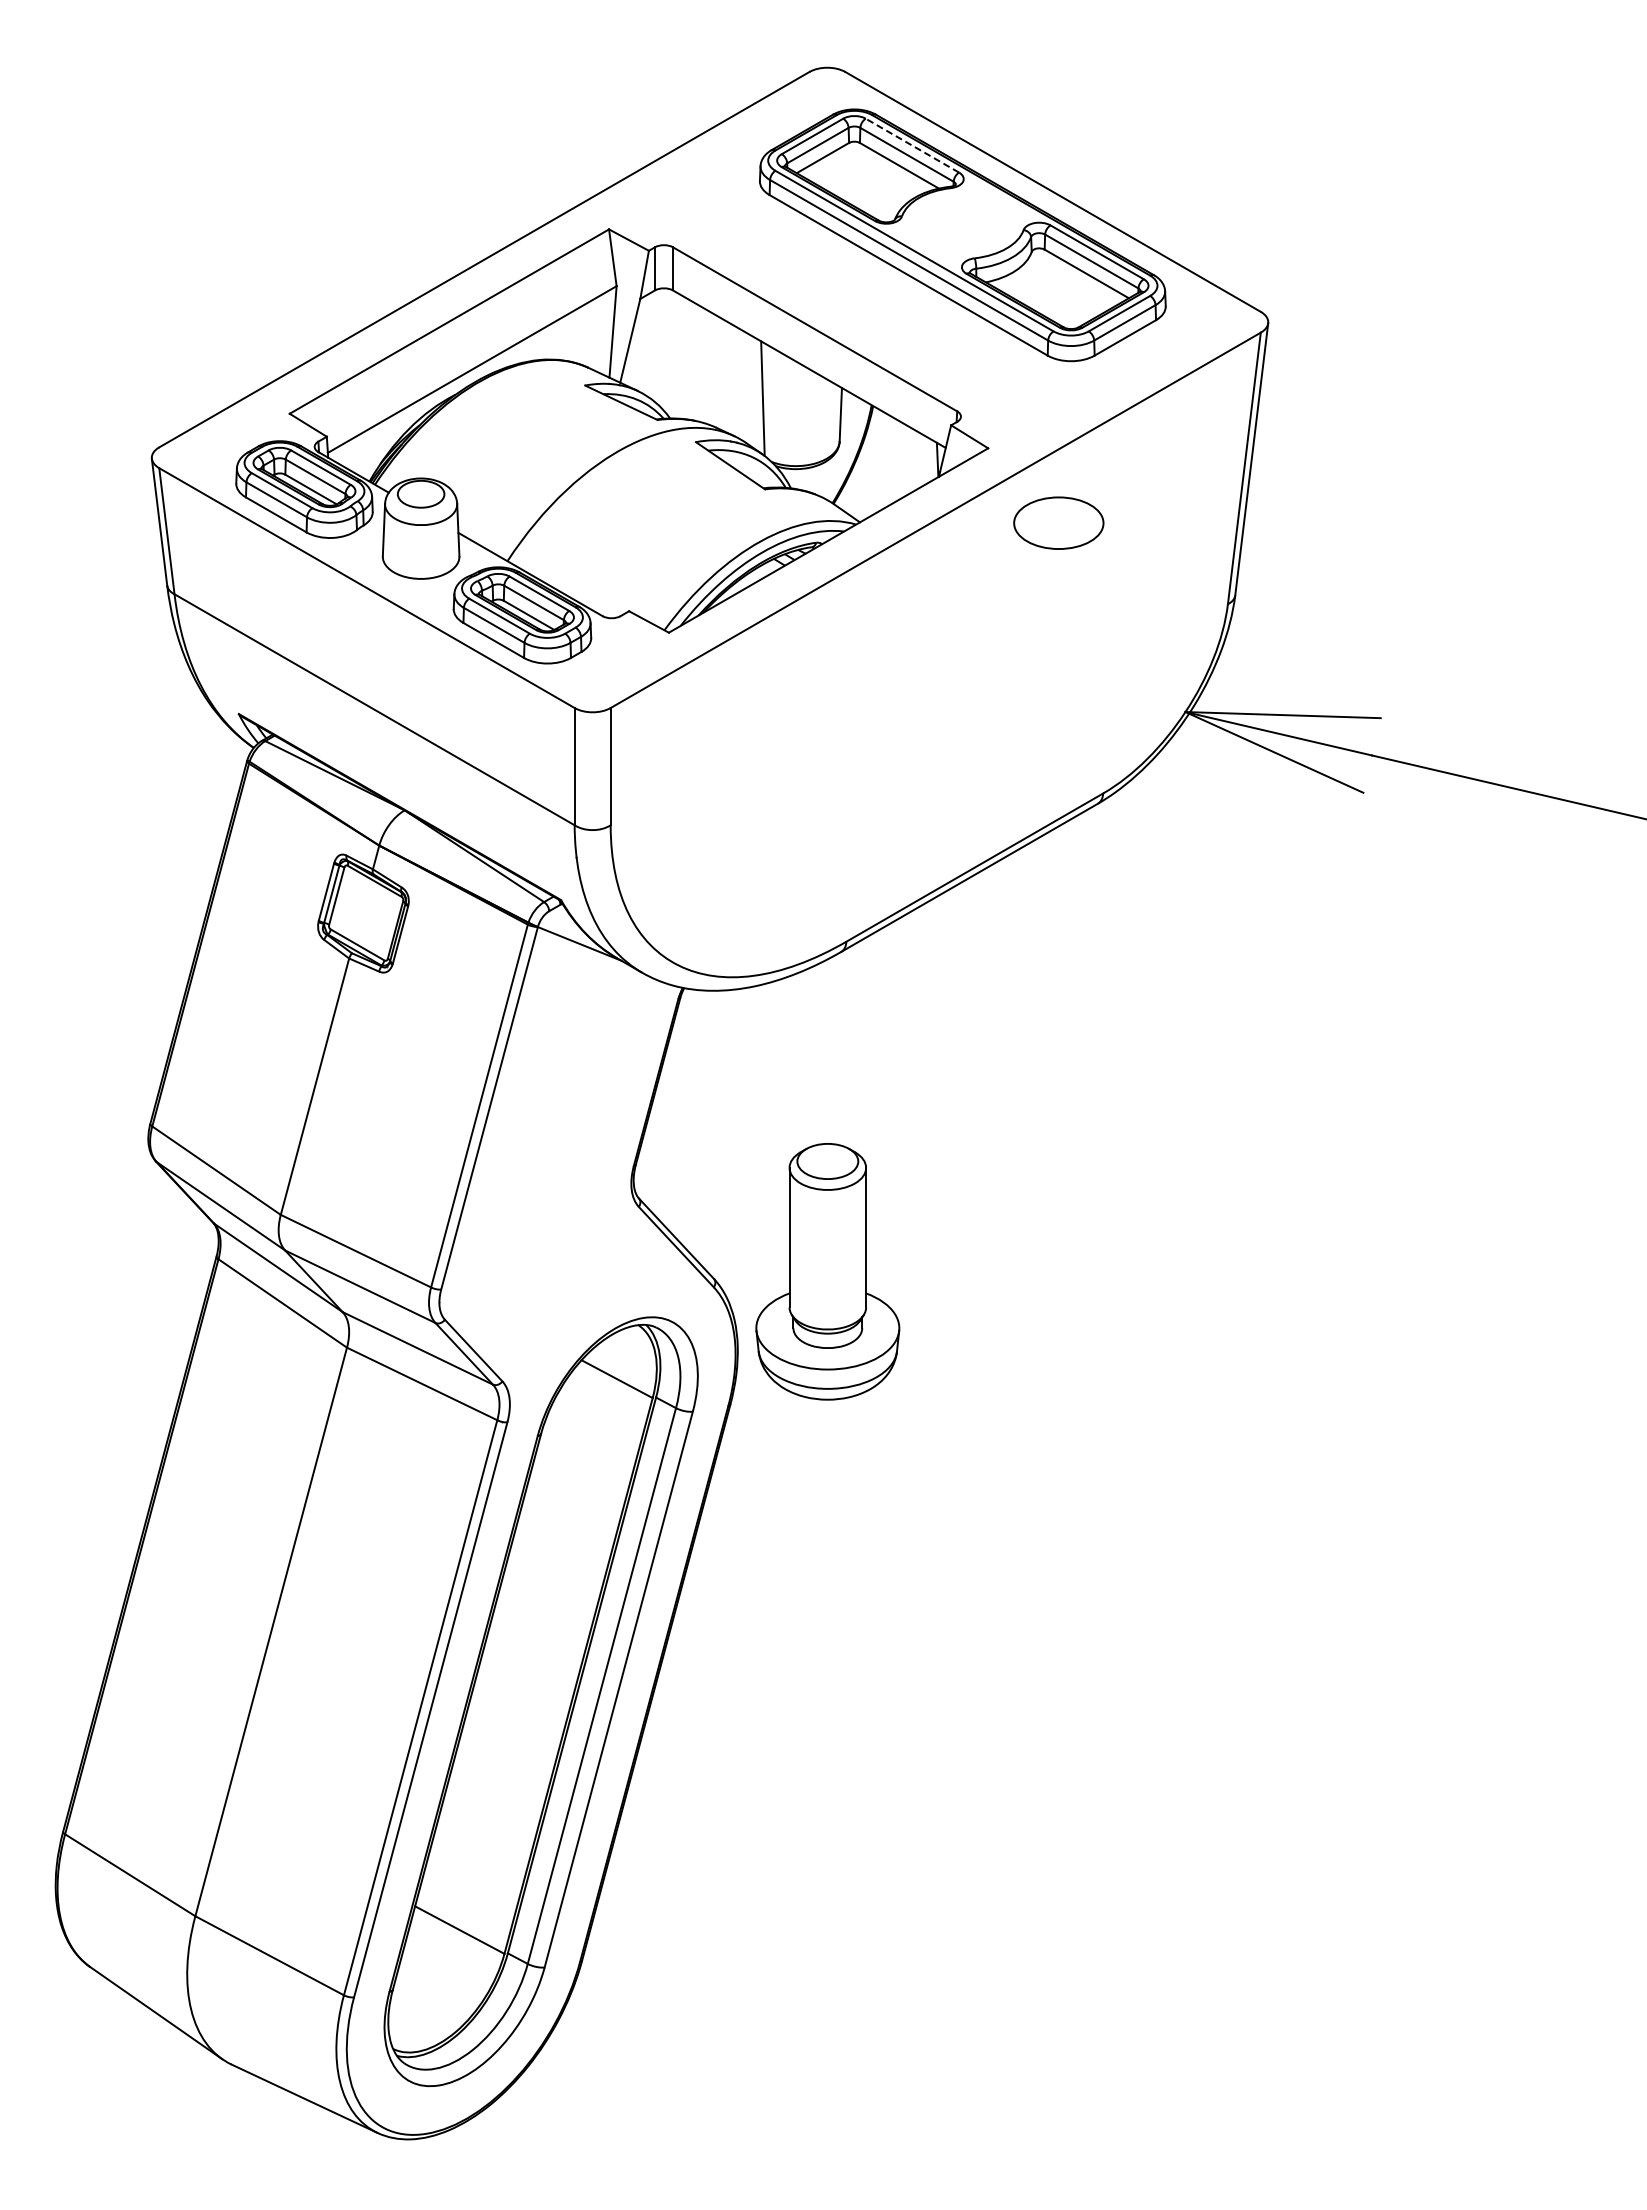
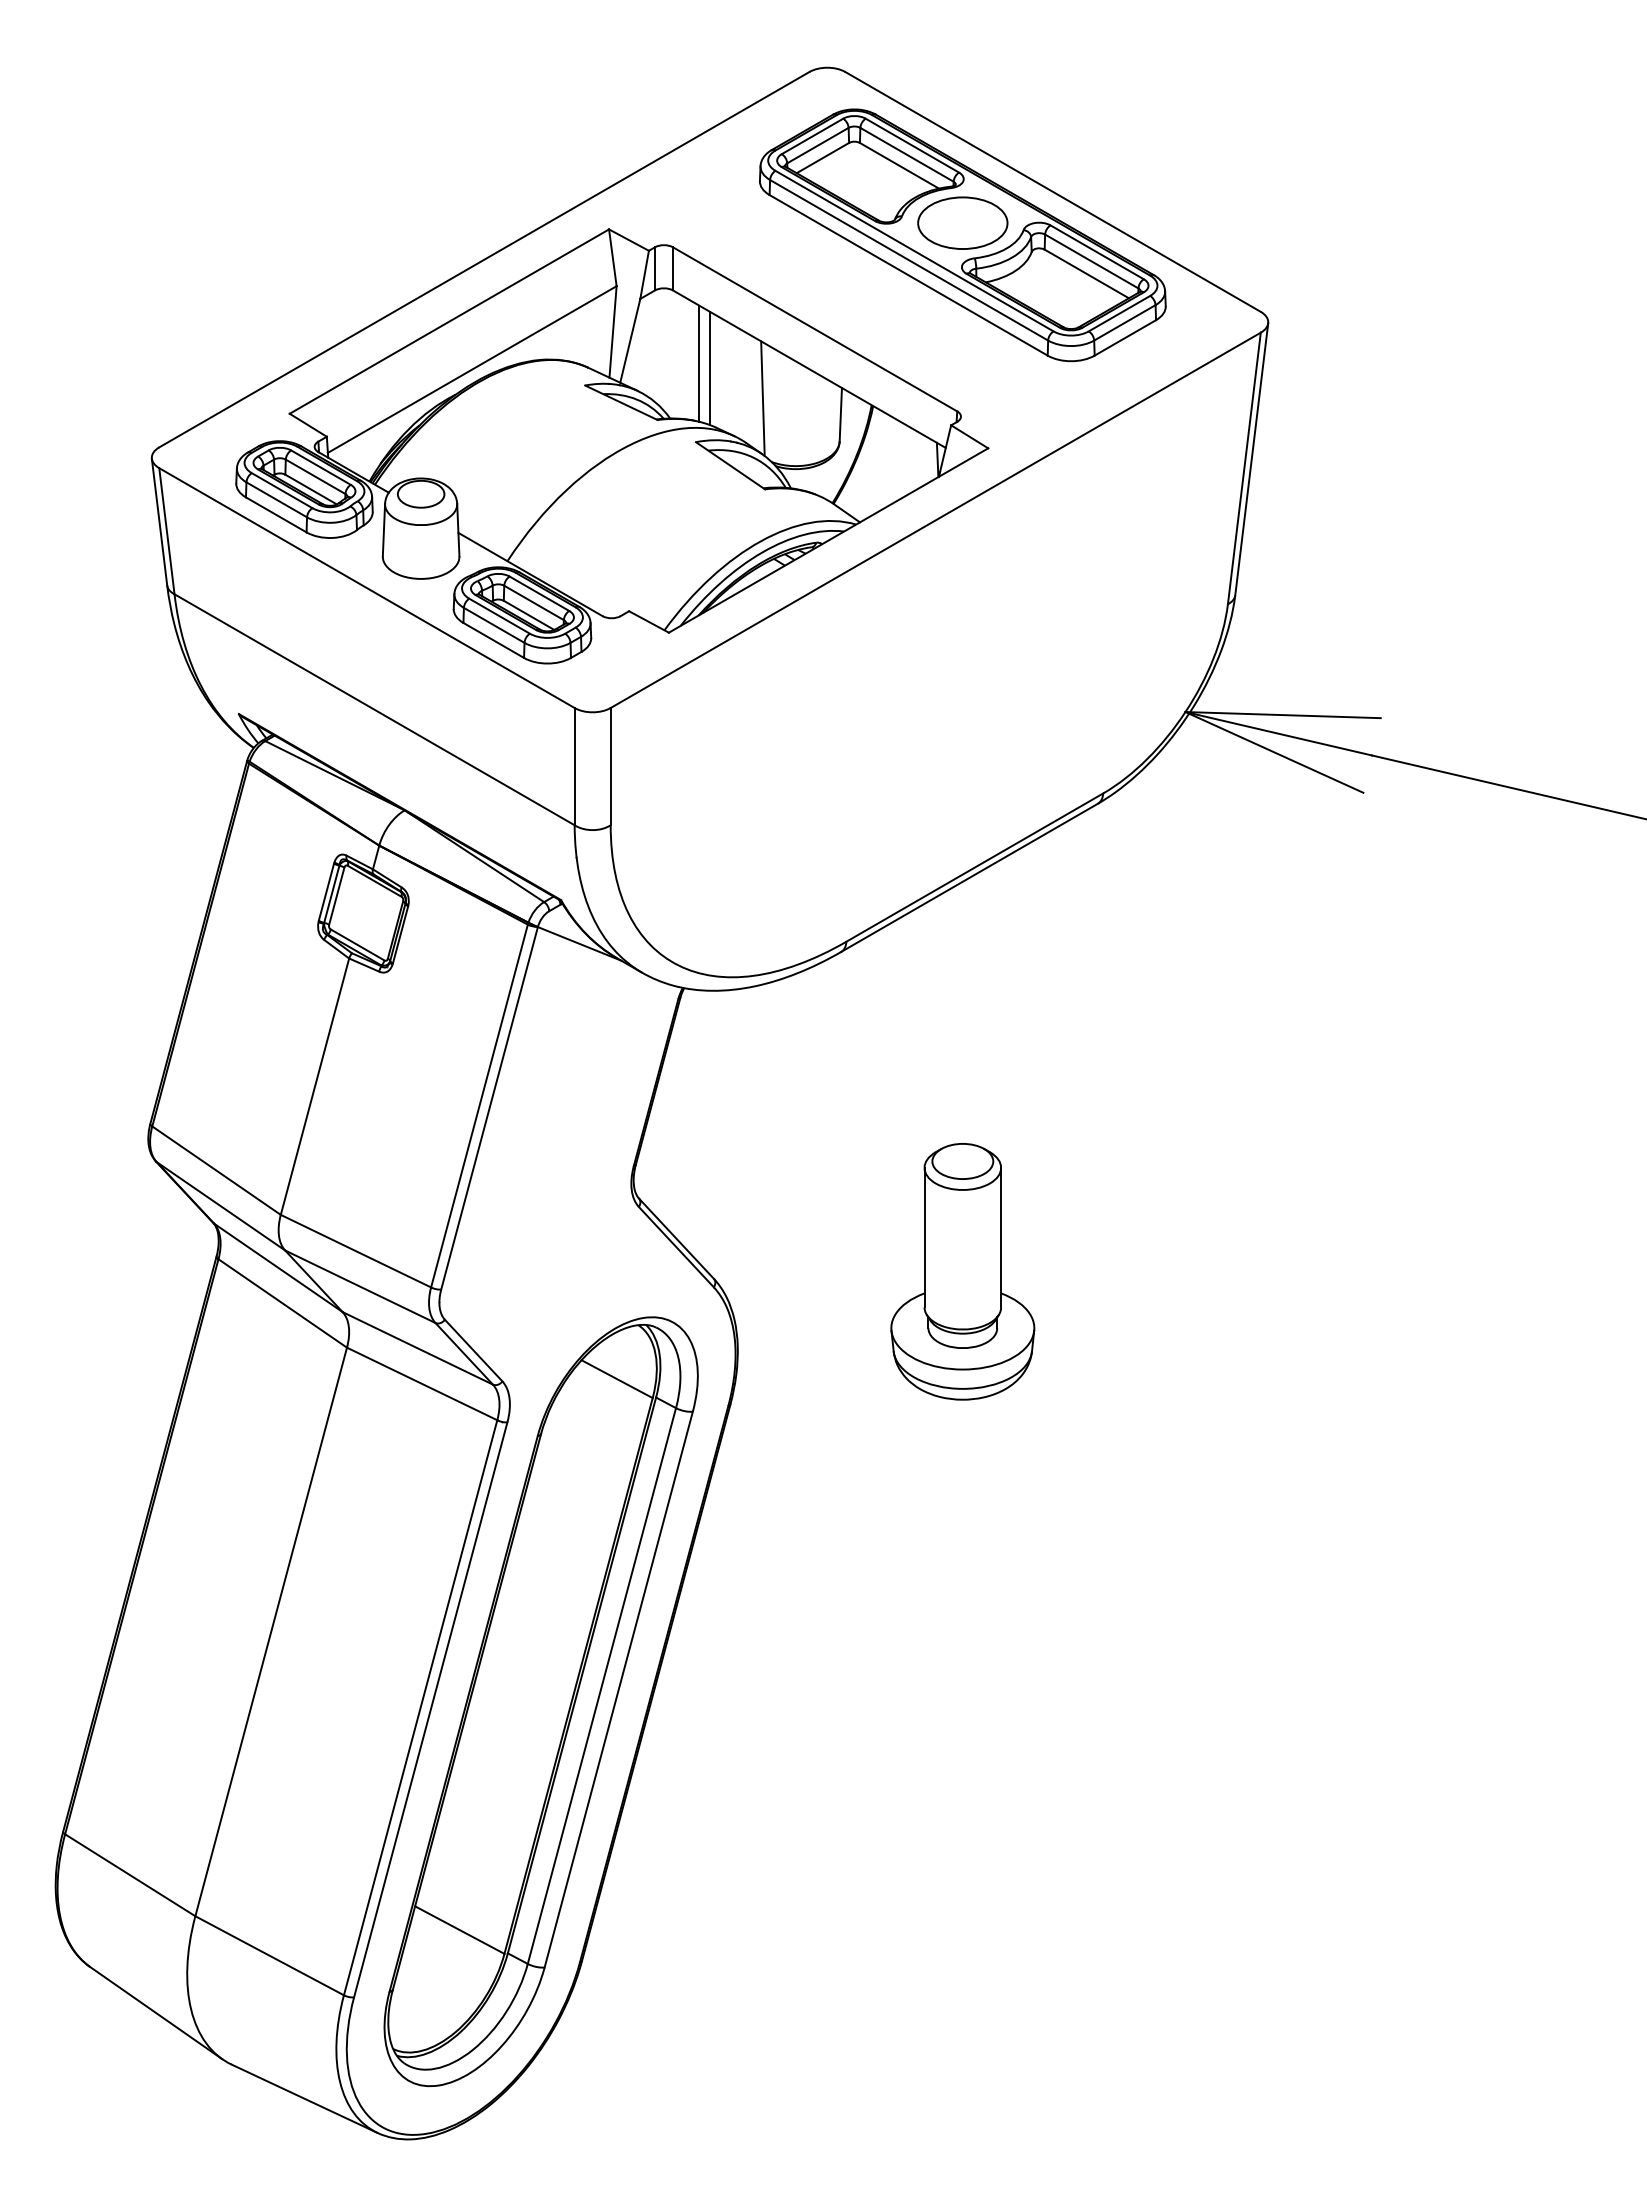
line: dashed -> solid (912, 145)
line: none -> present (699, 363)
line: none -> present (710, 368)
part position: (1058, 522) -> (962, 222) (962, 222)
part position: (827, 1271) -> (962, 1271) (962, 1271)
